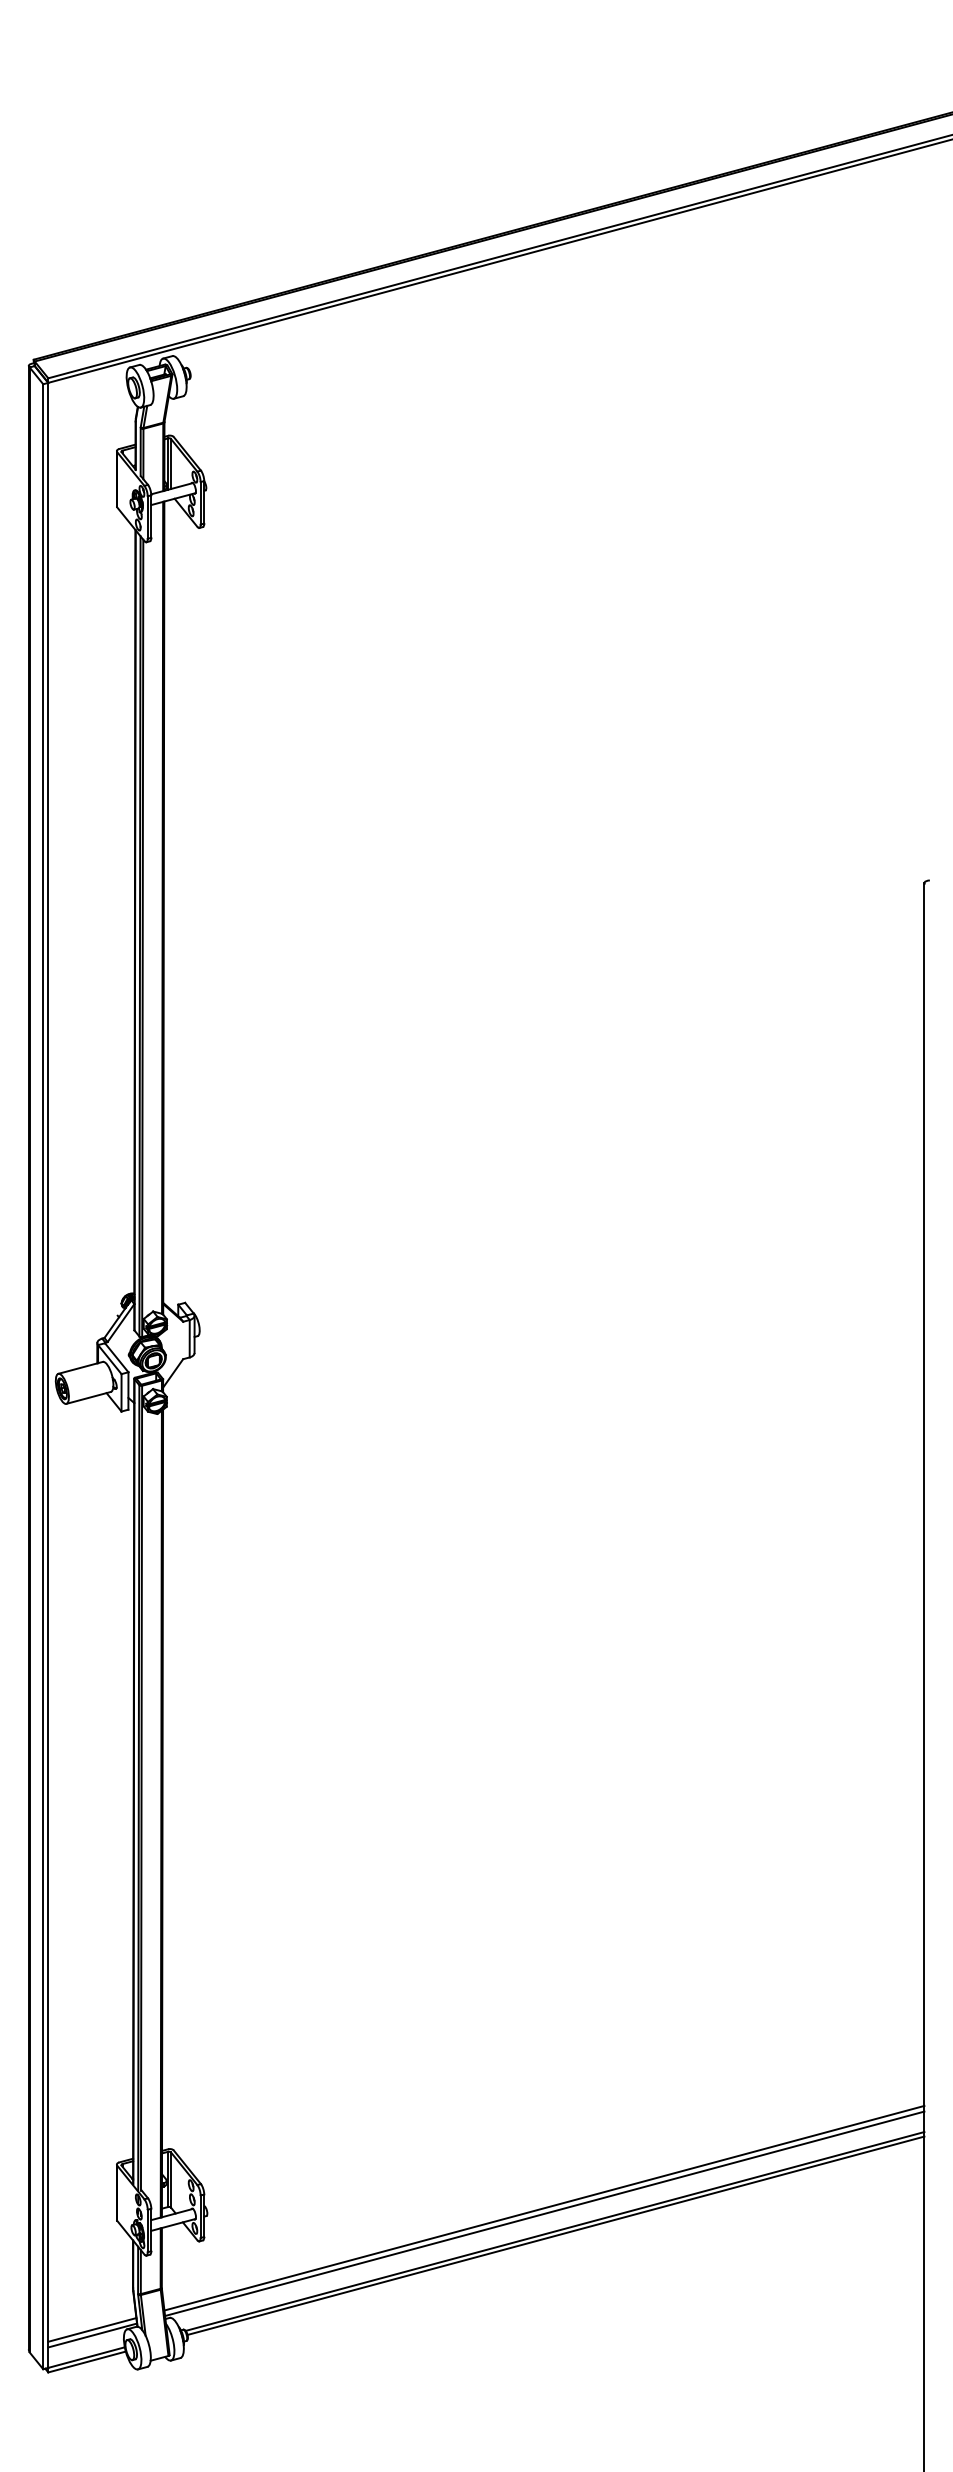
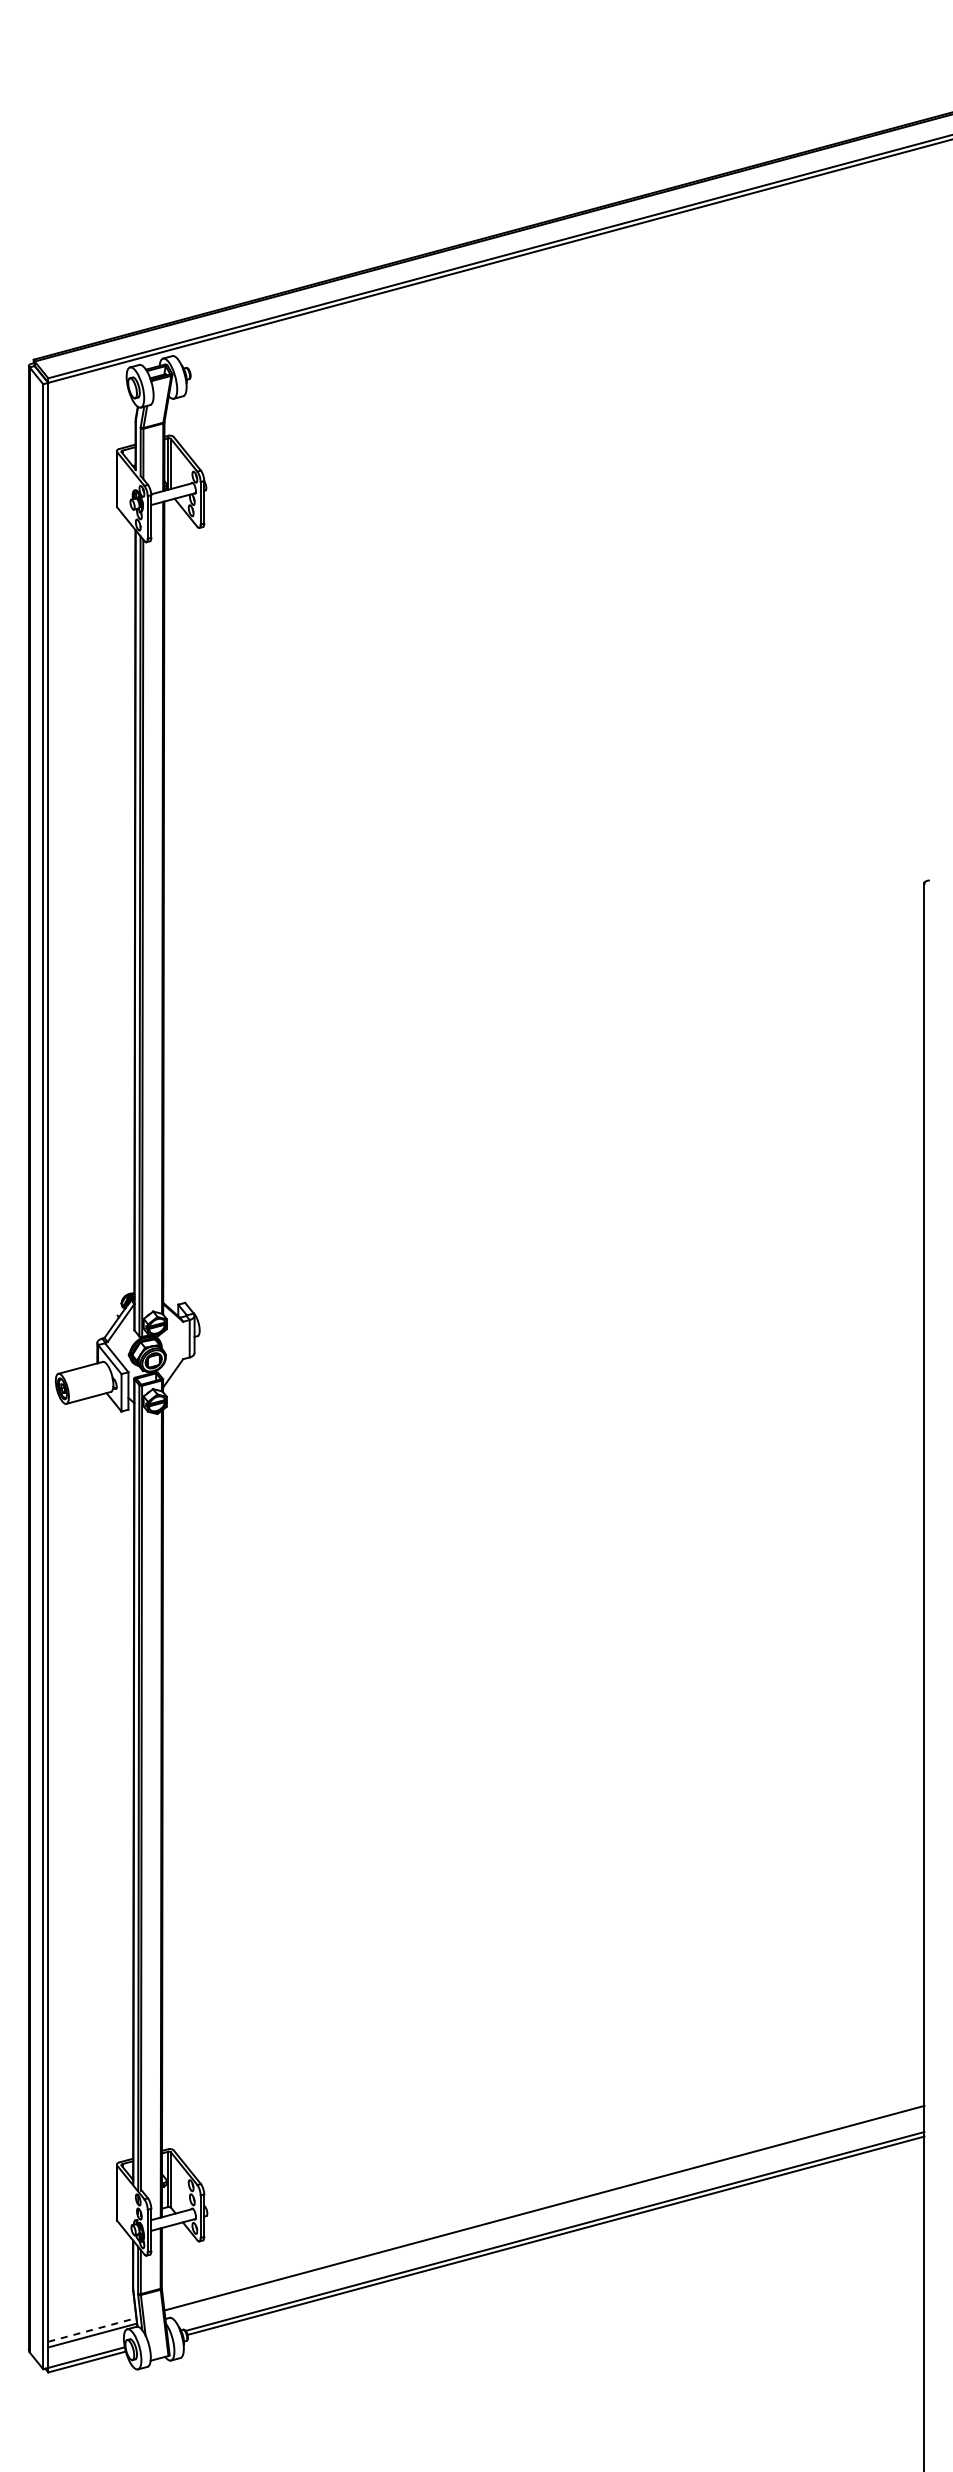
line: present -> none (544, 2213)
line: solid -> dashed (92, 2329)
